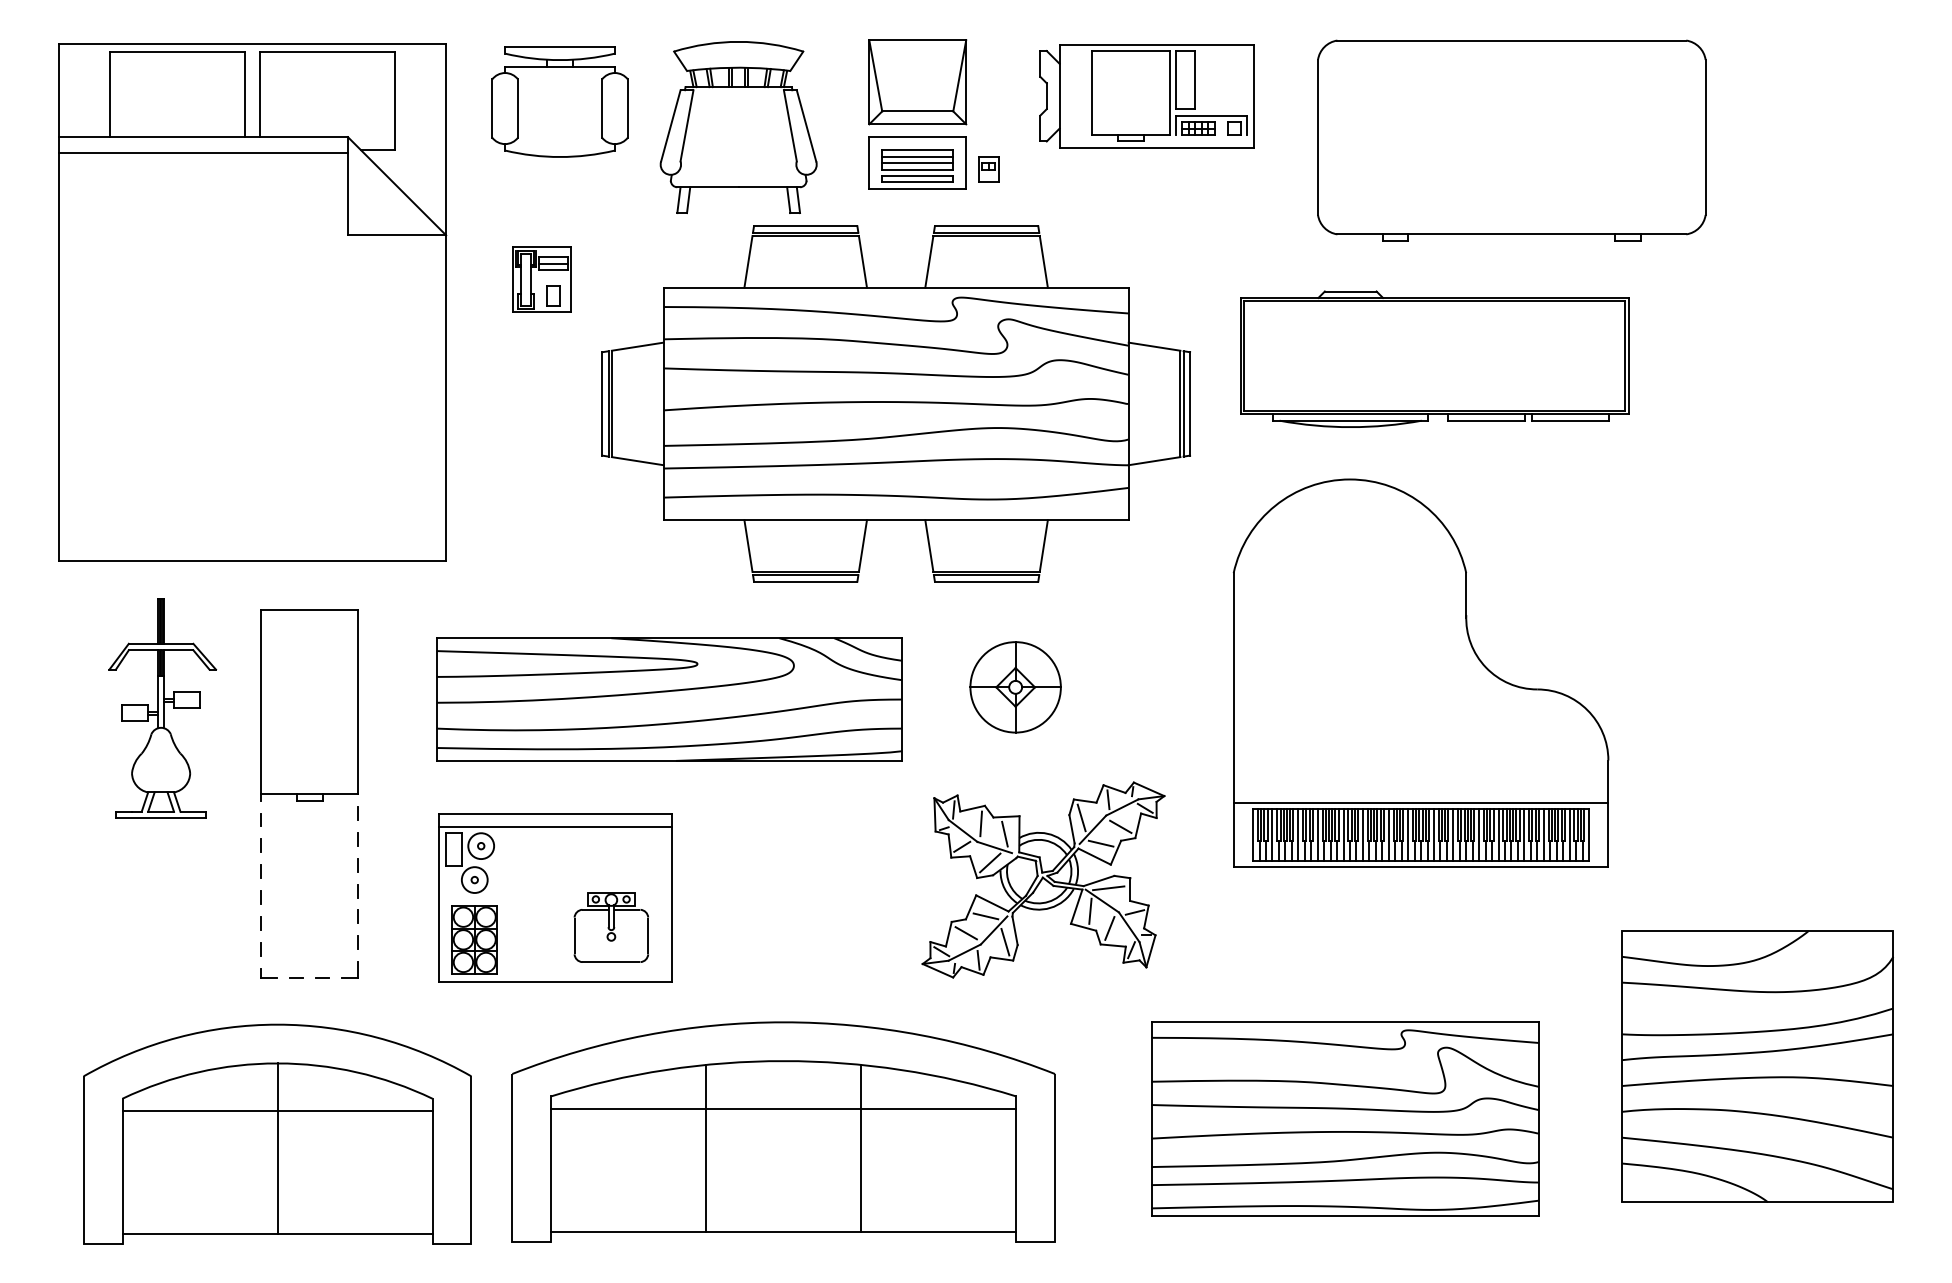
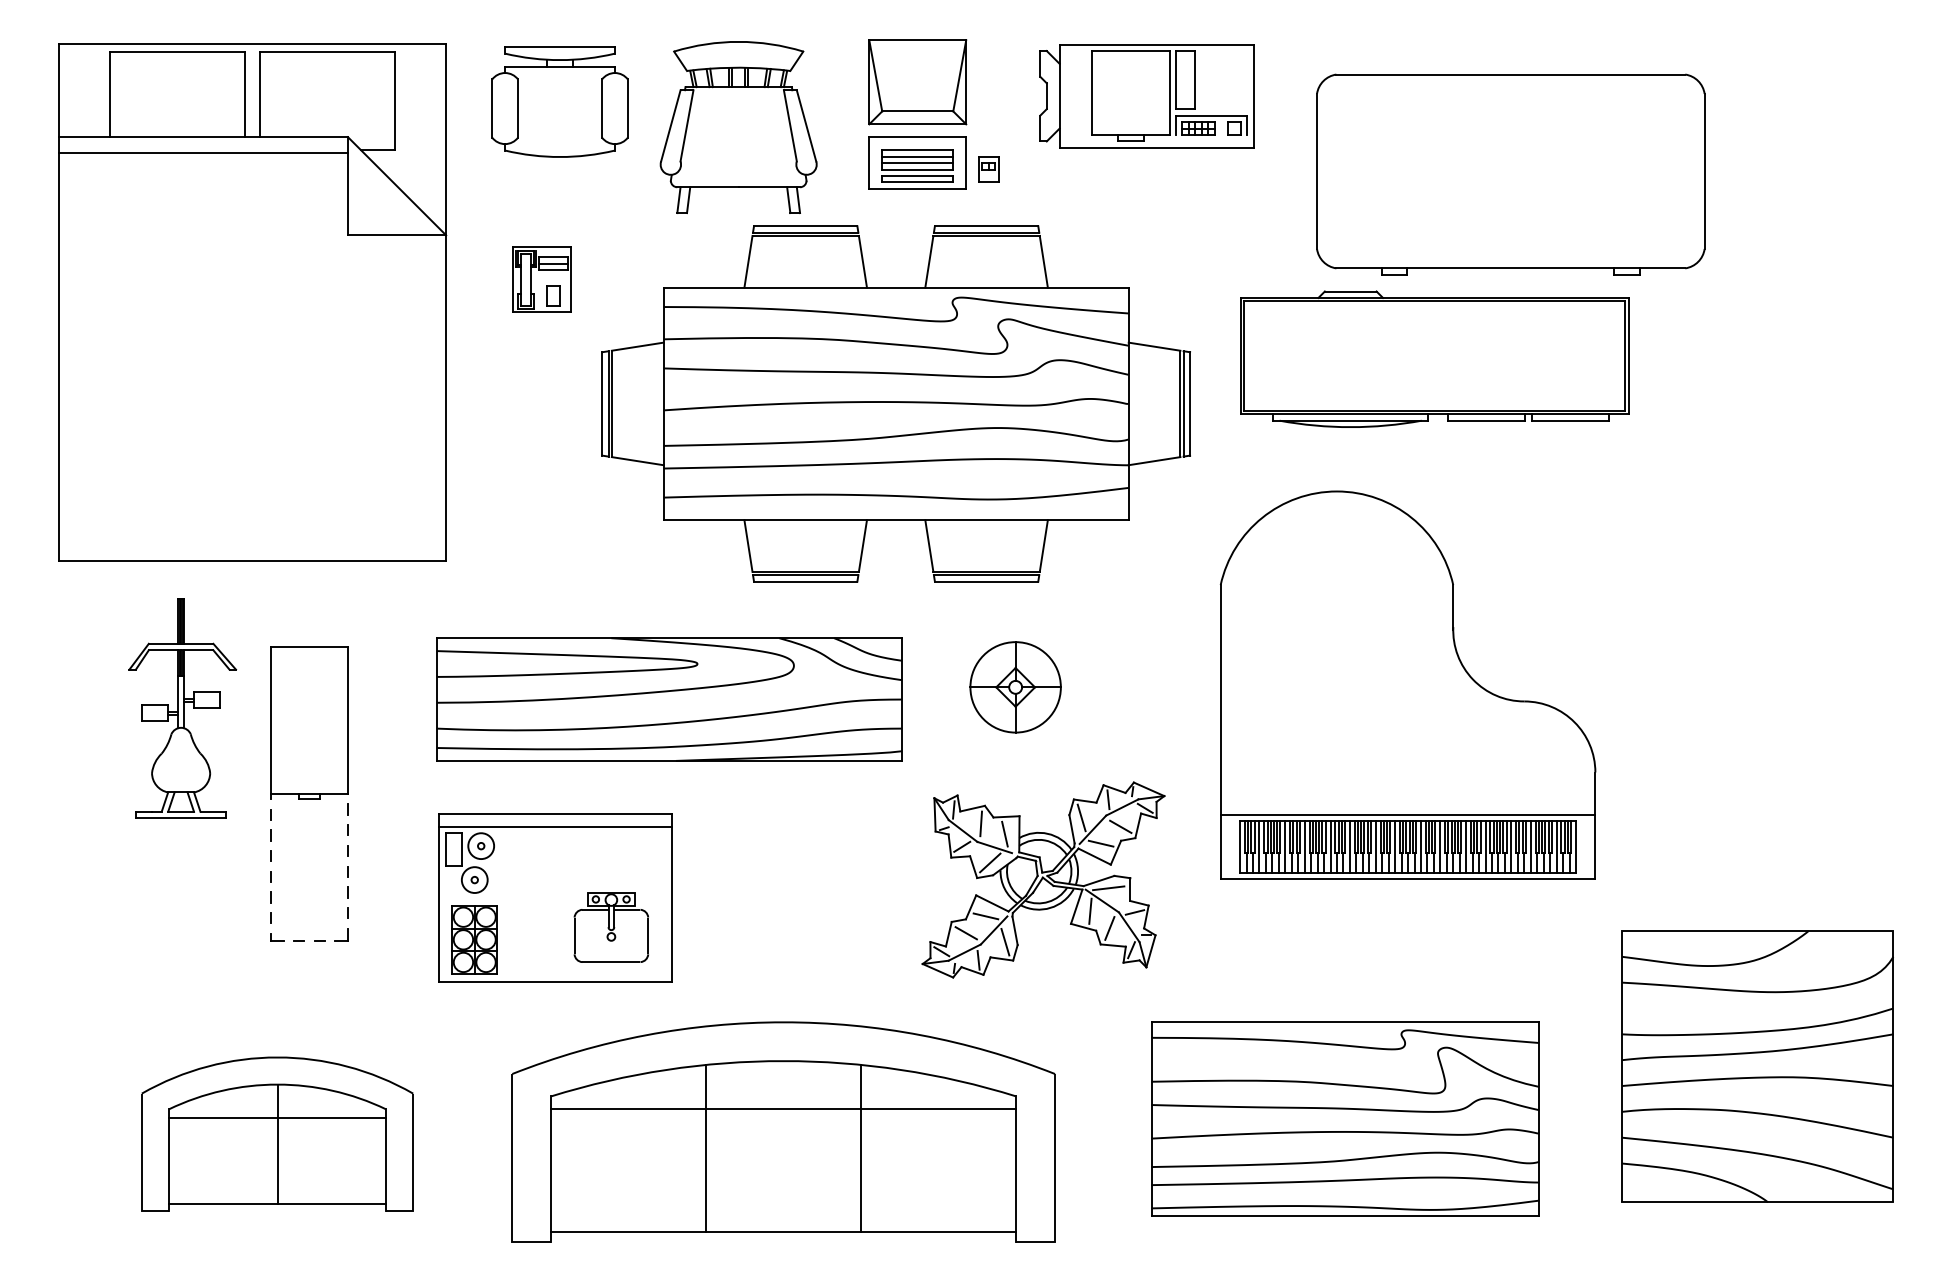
part position: (1511, 140) -> (1510, 174) (1510, 174)
part position: (1420, 672) -> (1407, 684) (1407, 684)
part position: (162, 708) -> (182, 708) (182, 708)
part size: 99x370 px -> 79x296 px (309, 793)
part size: 389x222 px -> 273x156 px (277, 1133)
